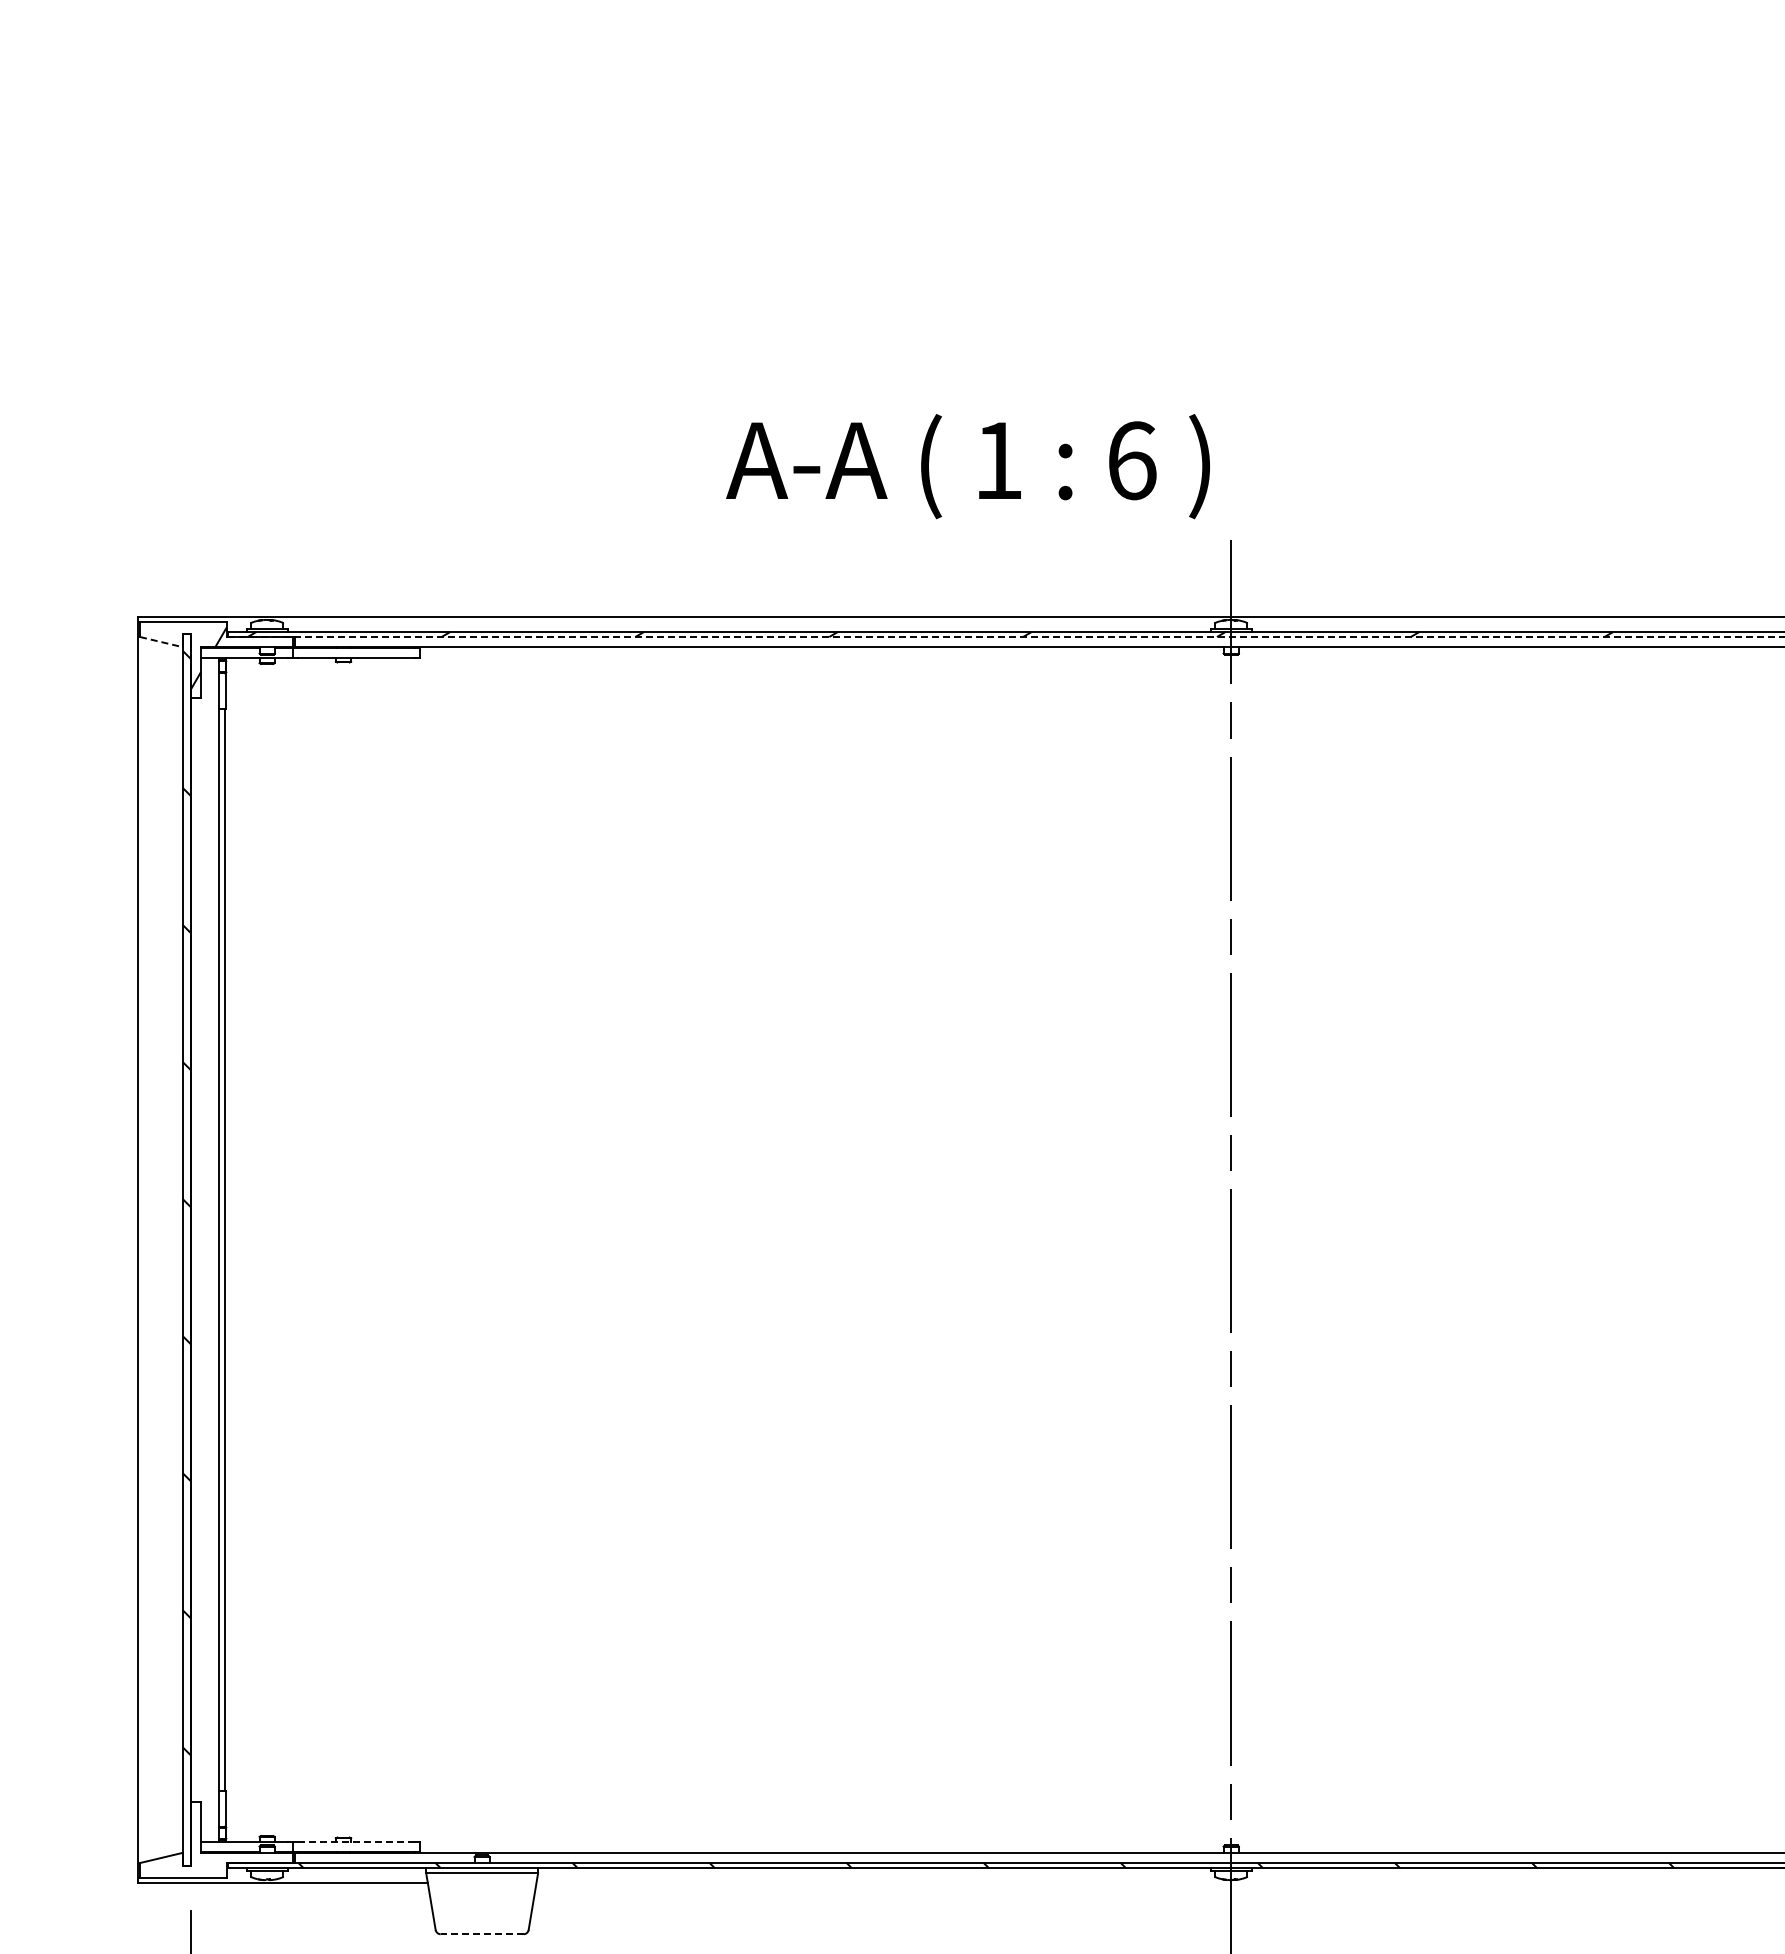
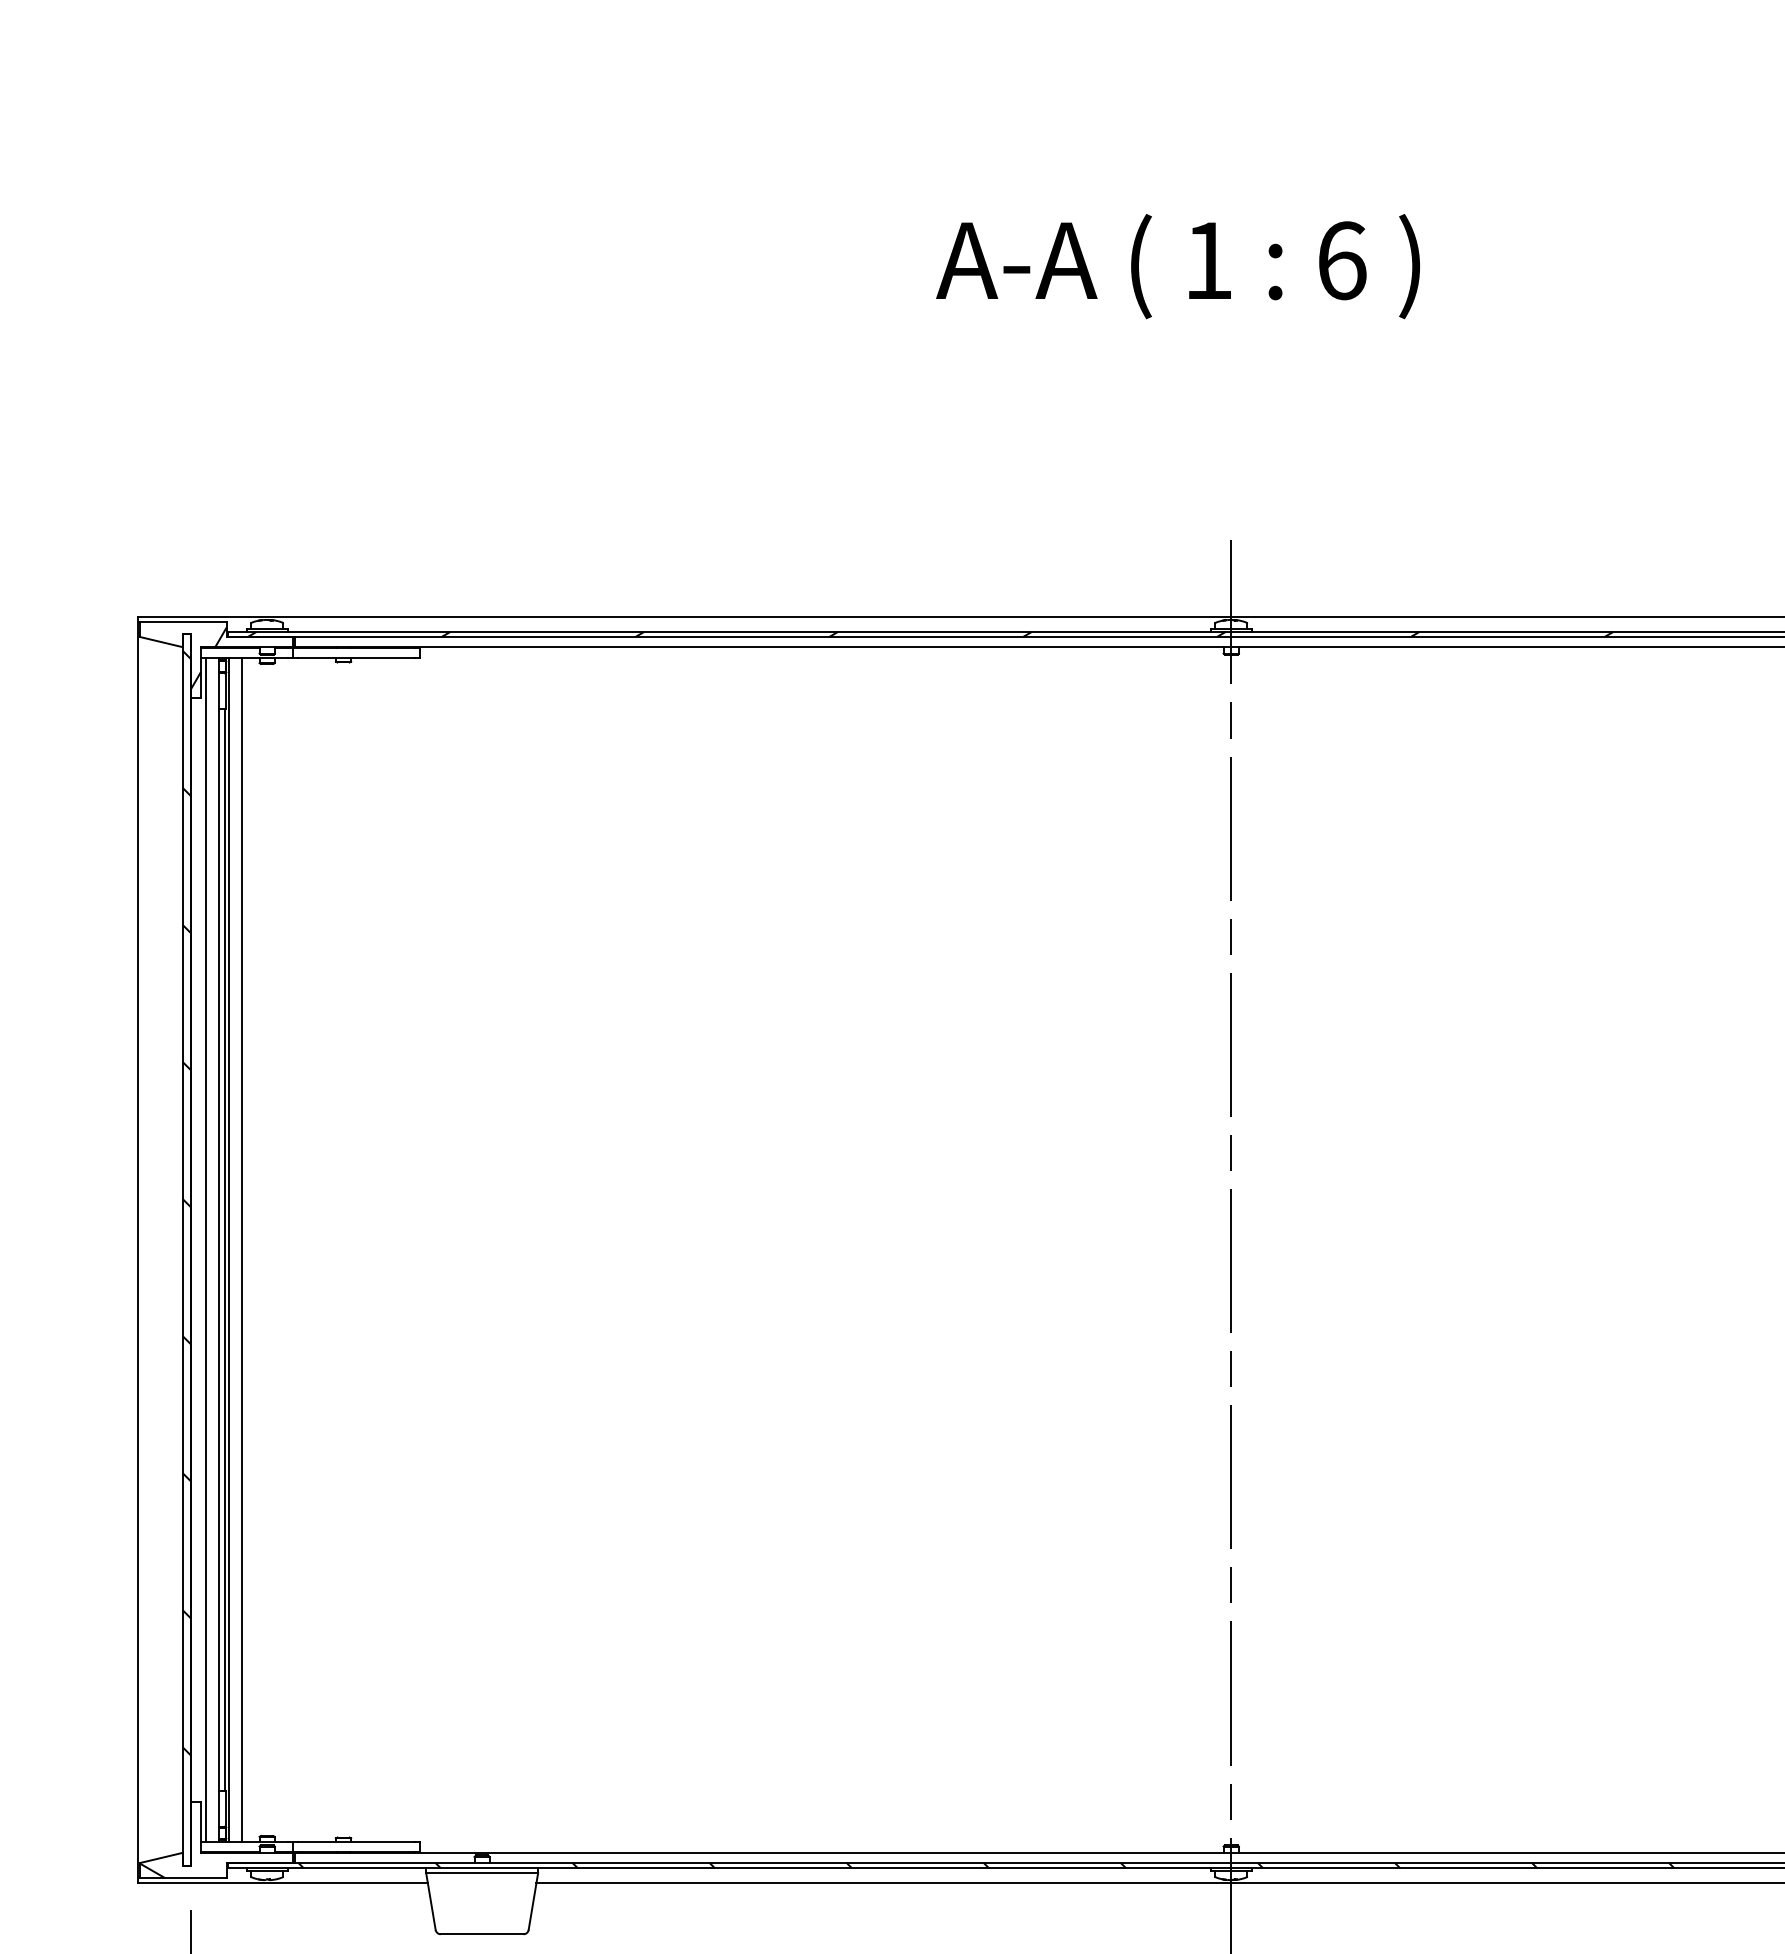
text position: (967, 466) -> (1177, 266) (1177, 266)
line: dashed -> solid (1006, 637)
line: dashed -> solid (161, 642)
line: none -> present (206, 1249)
line: none -> present (229, 1249)
line: none -> present (241, 1249)
line: dashed -> solid (356, 1842)
hatch: none -> present (152, 1870)
line: none -> present (1158, 1883)
line: dashed -> solid (481, 1934)
